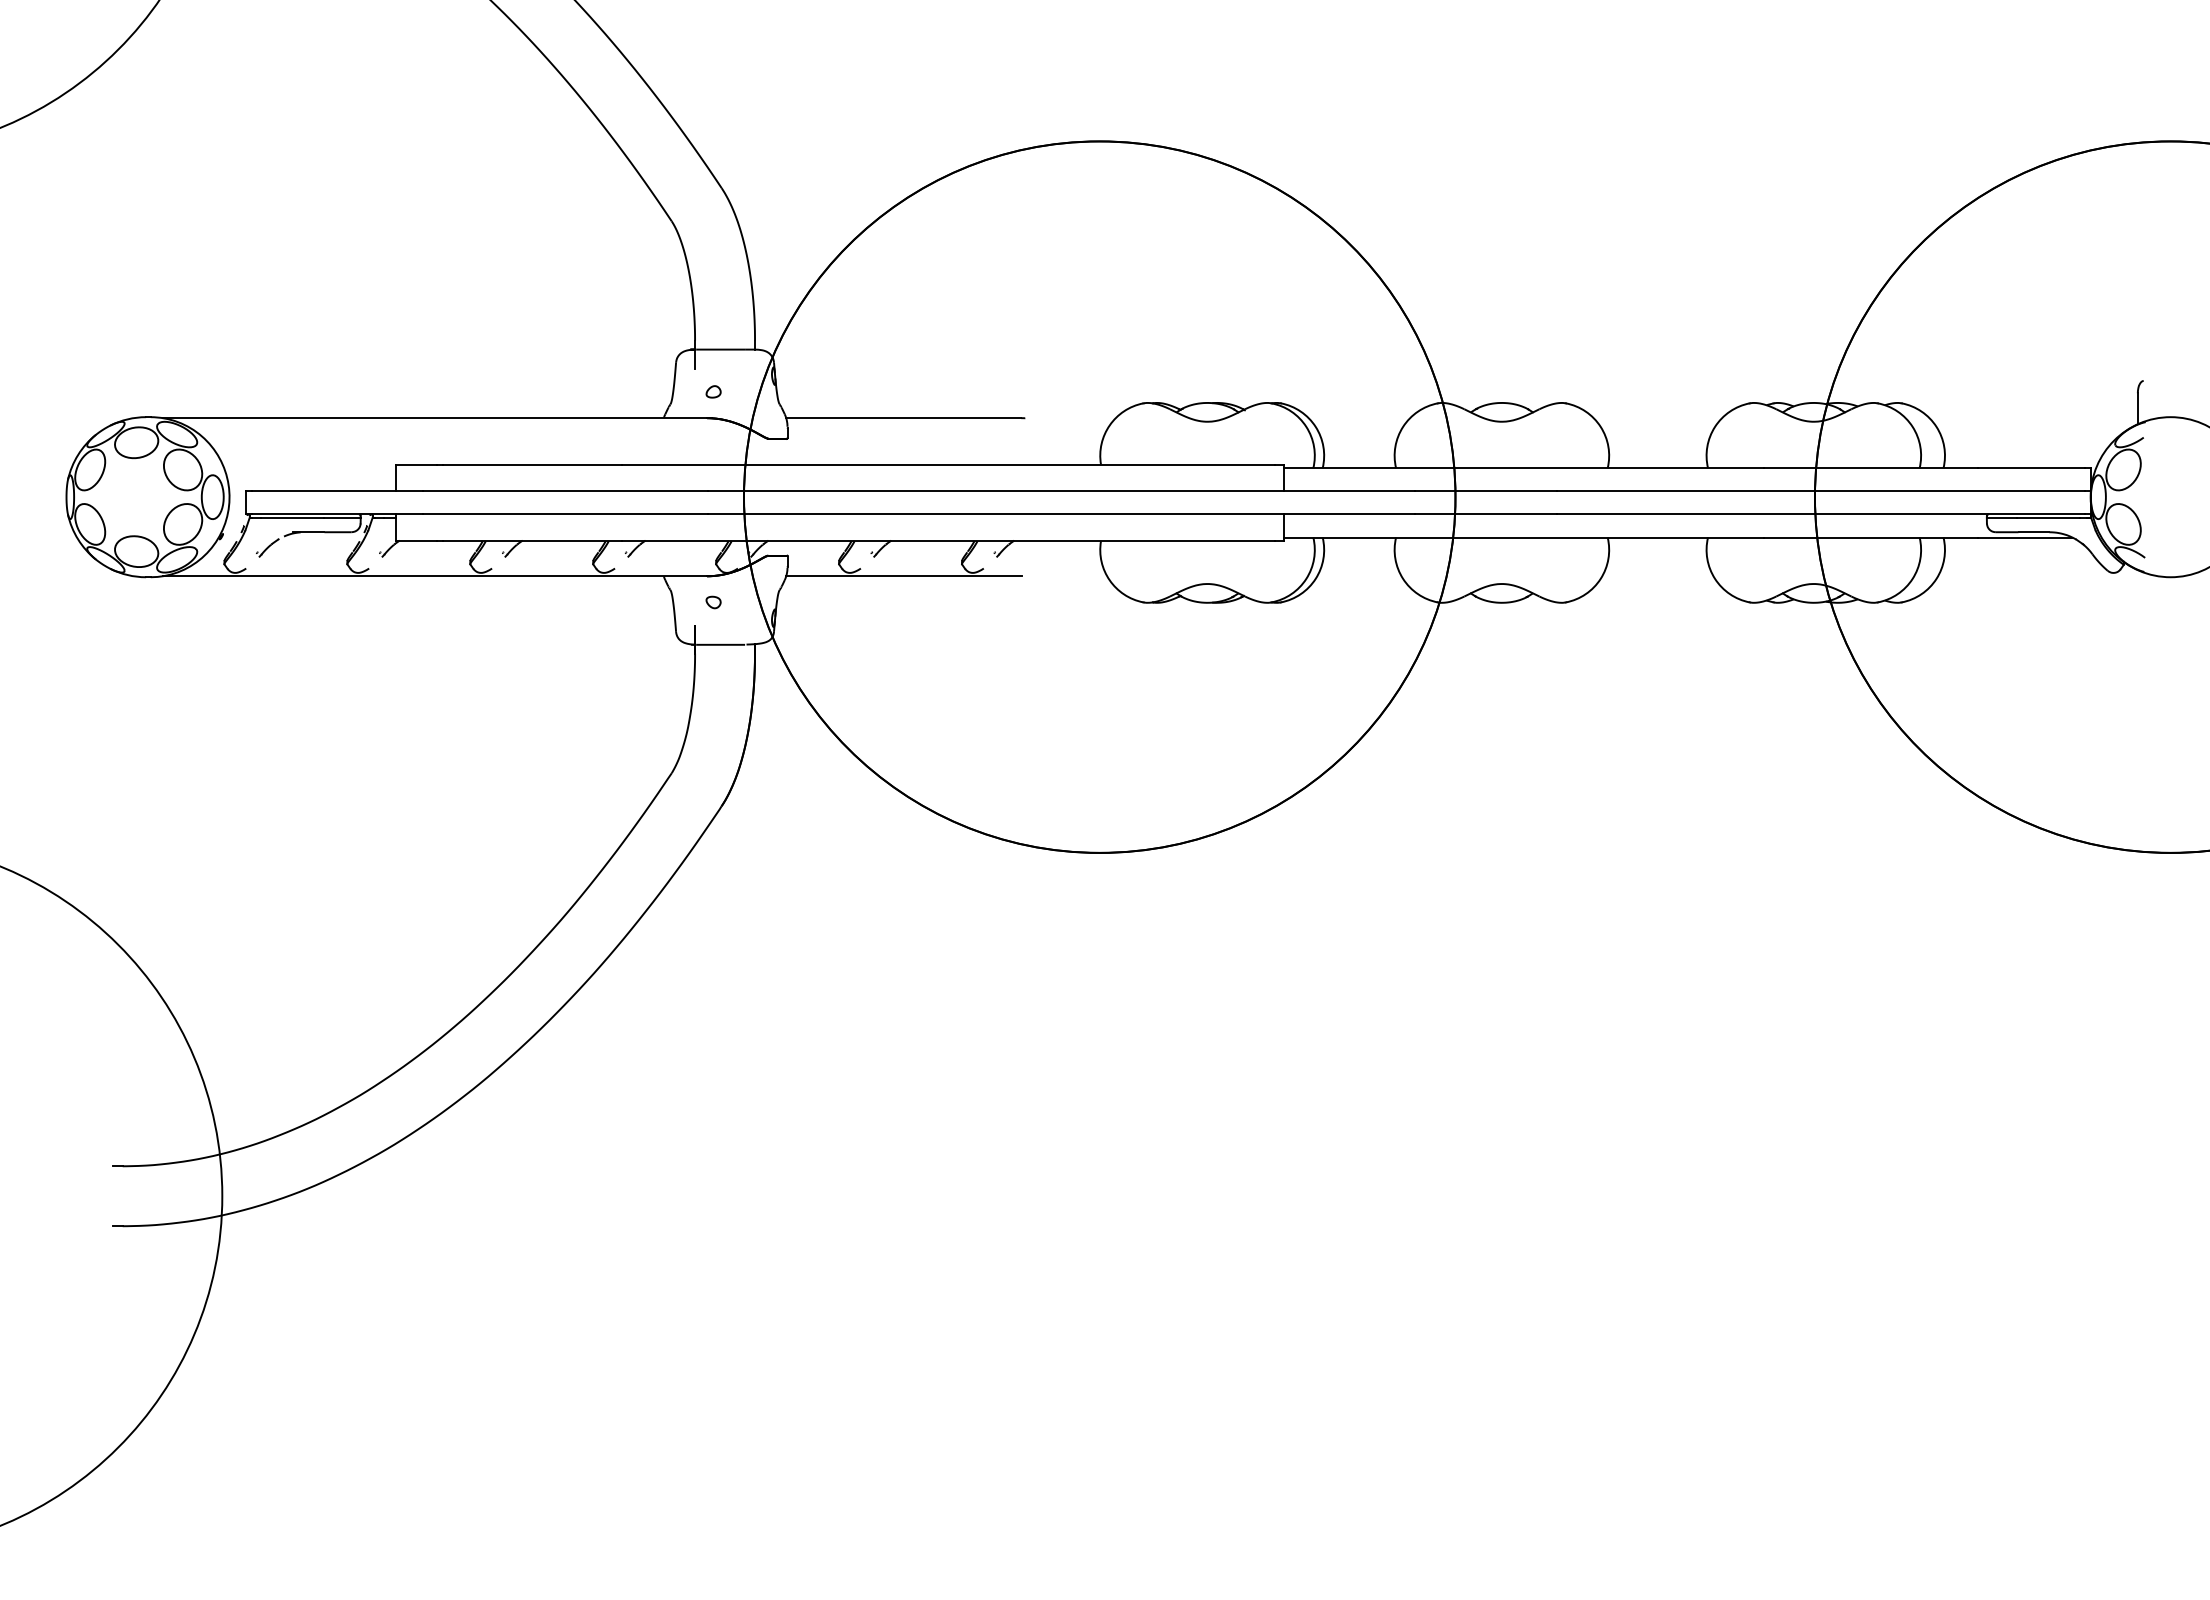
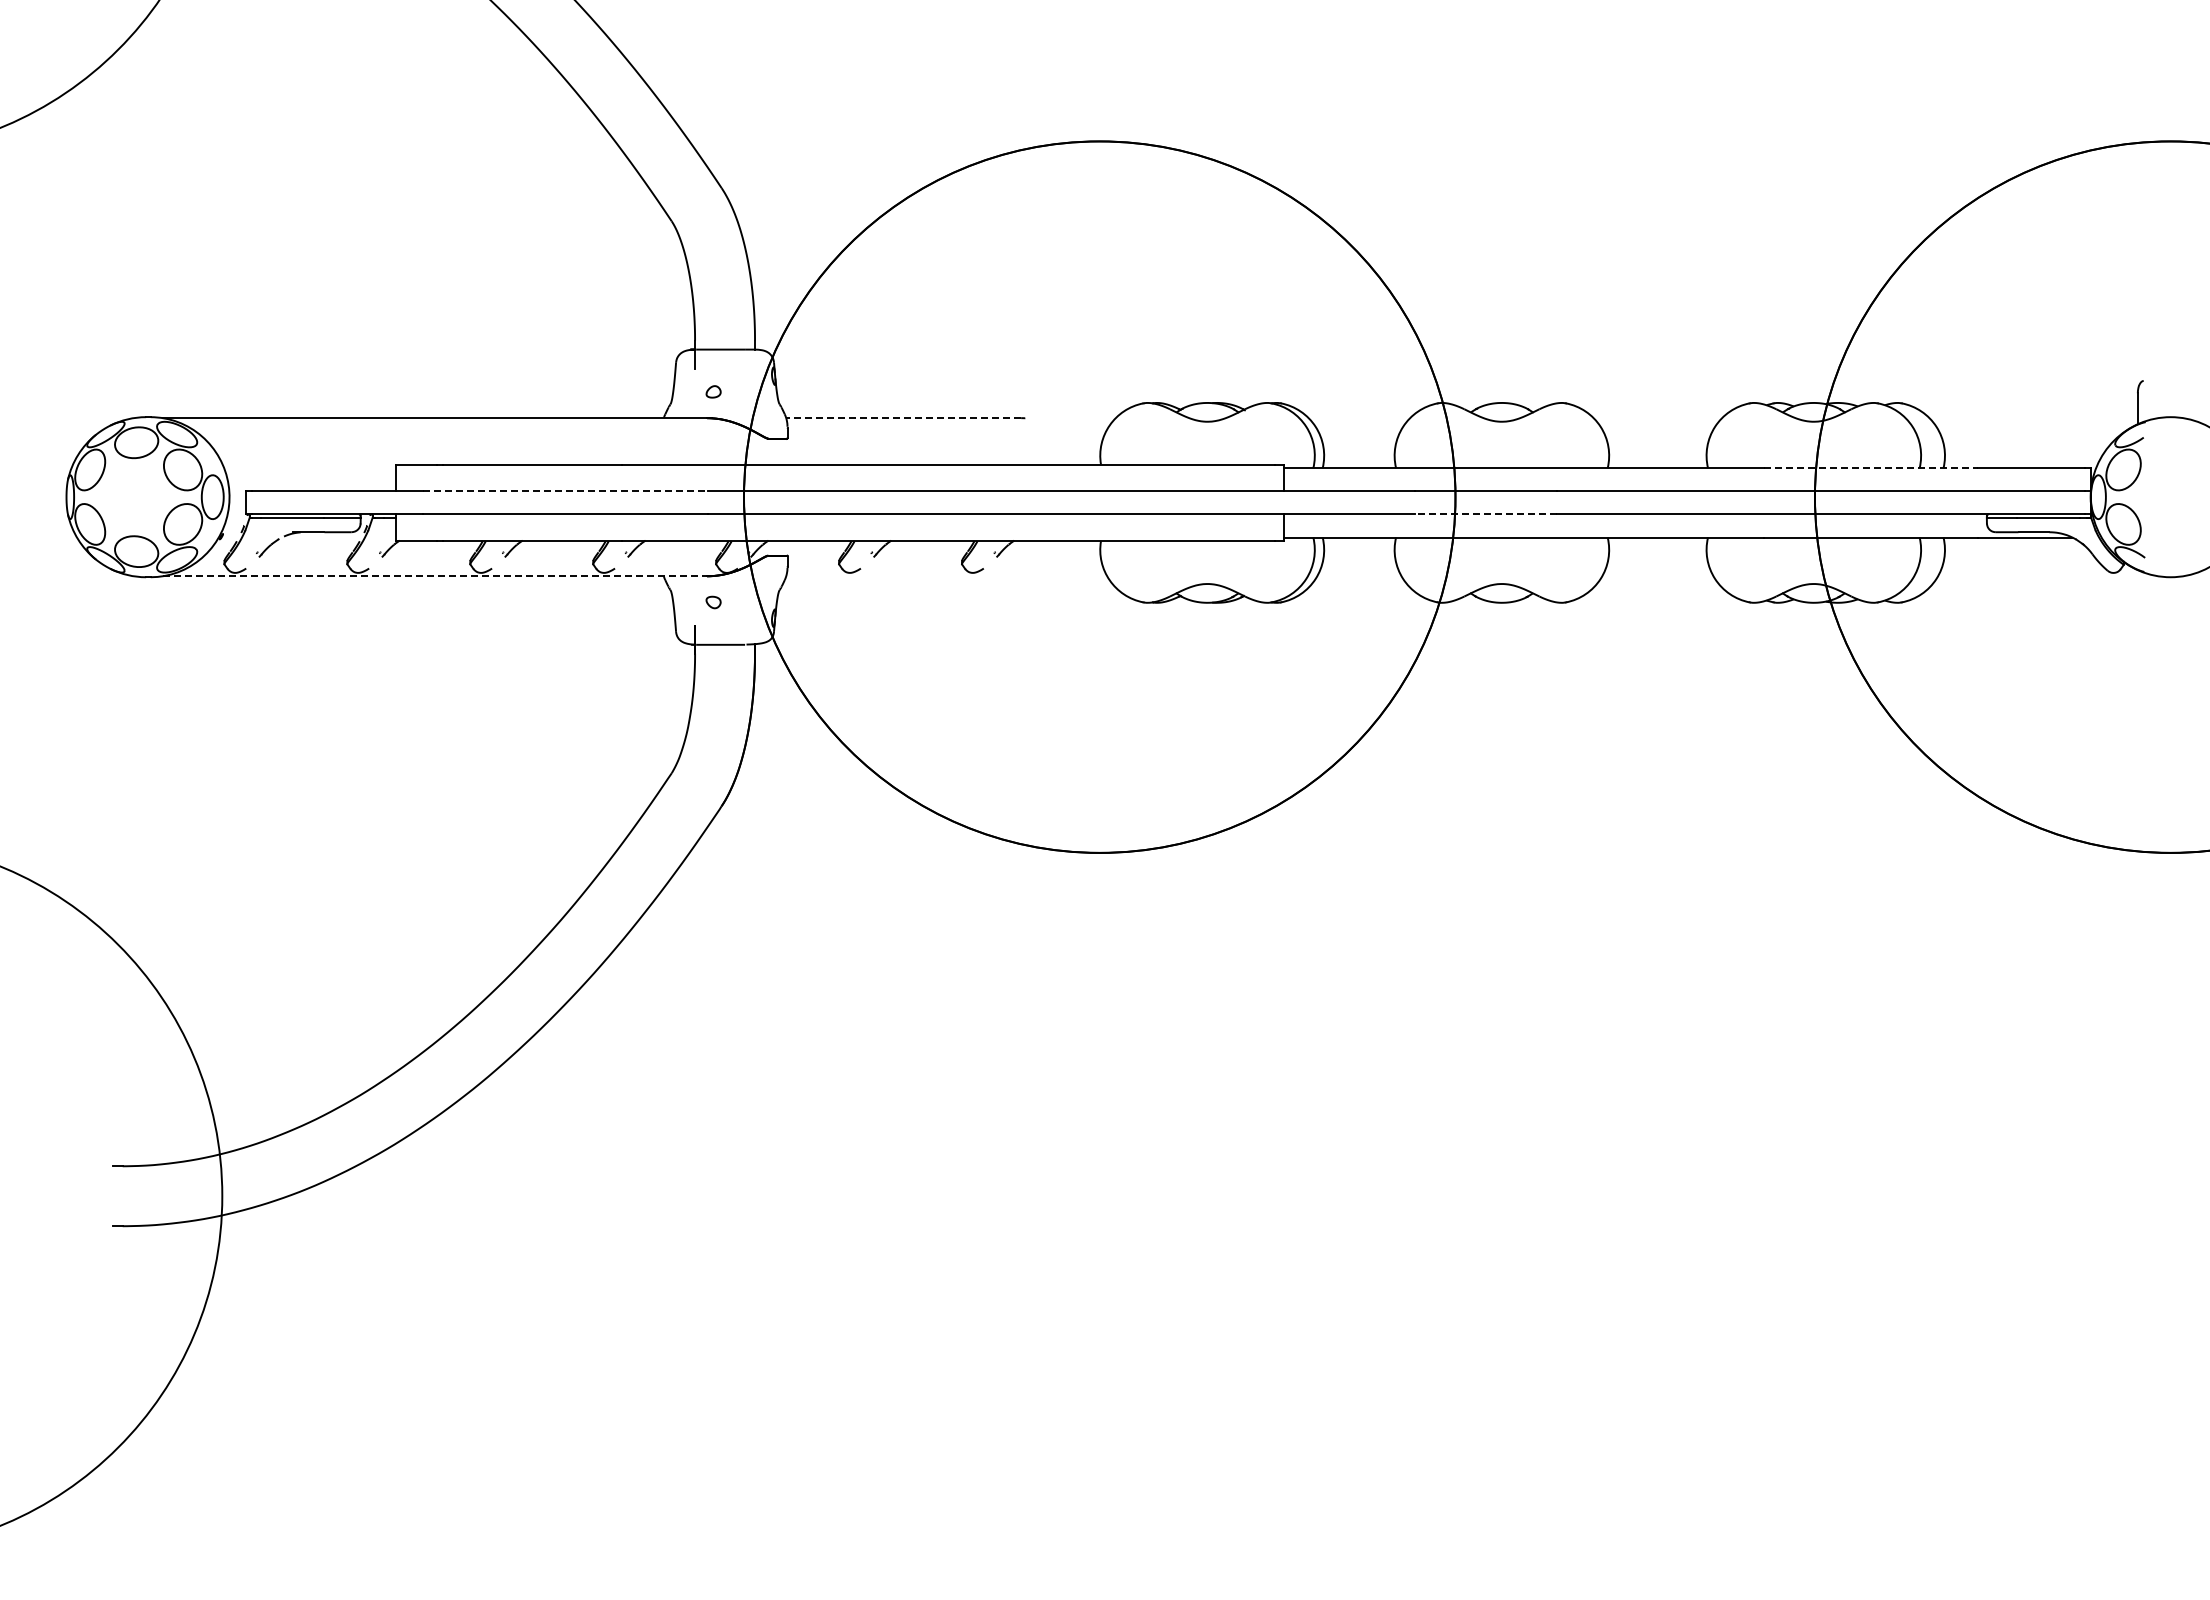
line: solid -> dashed (903, 418)
line: solid -> dashed (1870, 468)
line: solid -> dashed (565, 491)
line: solid -> dashed (1485, 514)
line: solid -> dashed (437, 576)
line: present -> none (903, 576)
